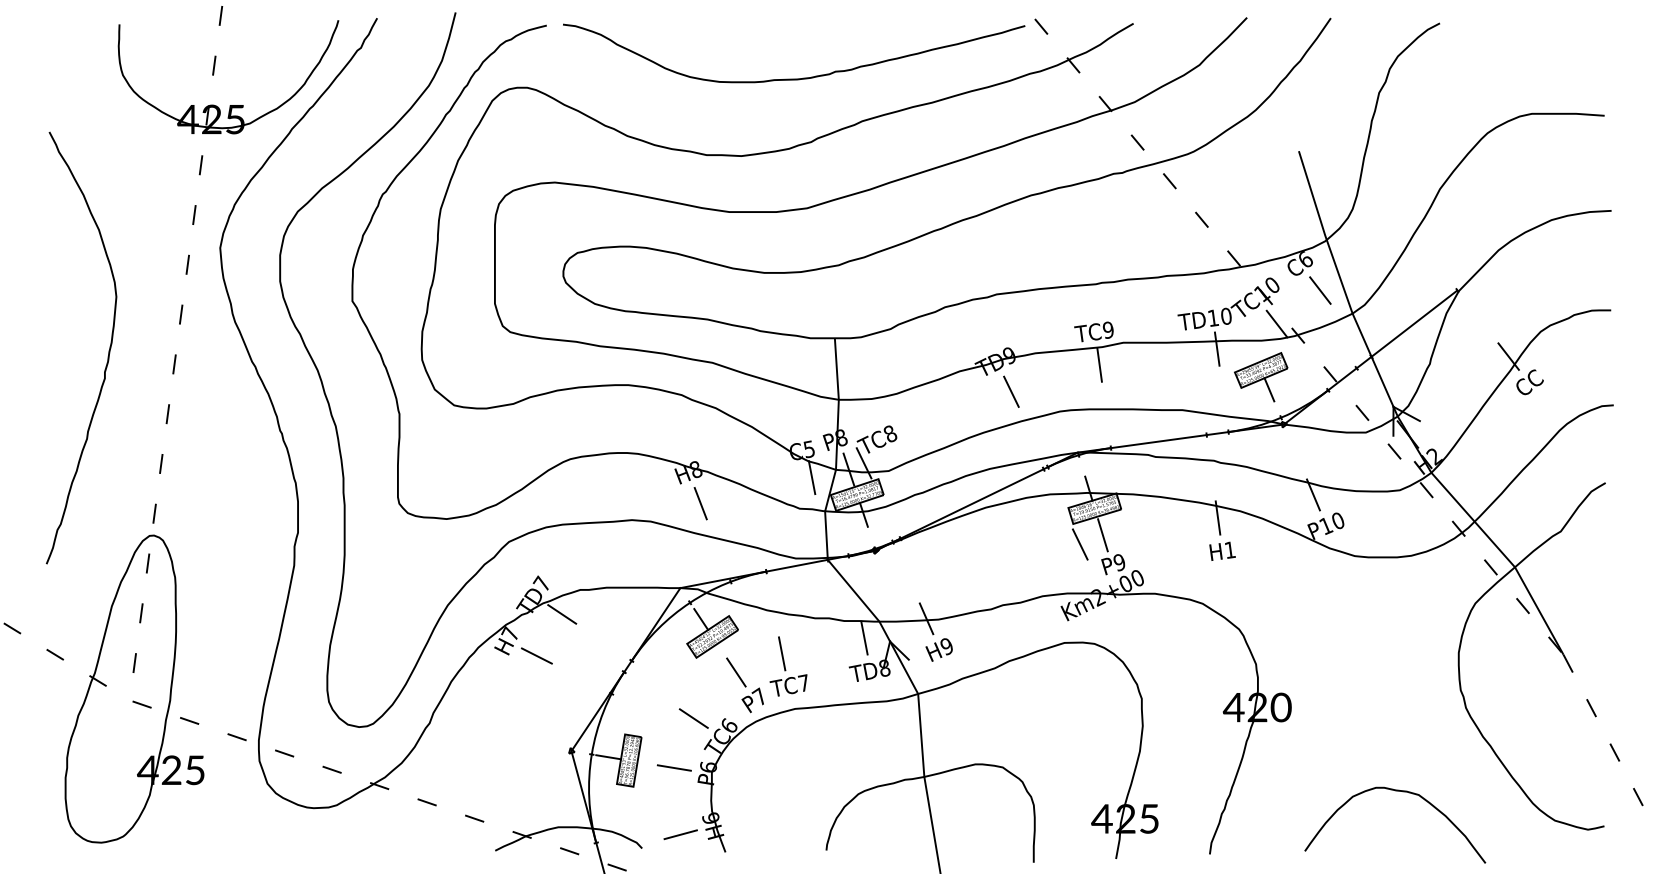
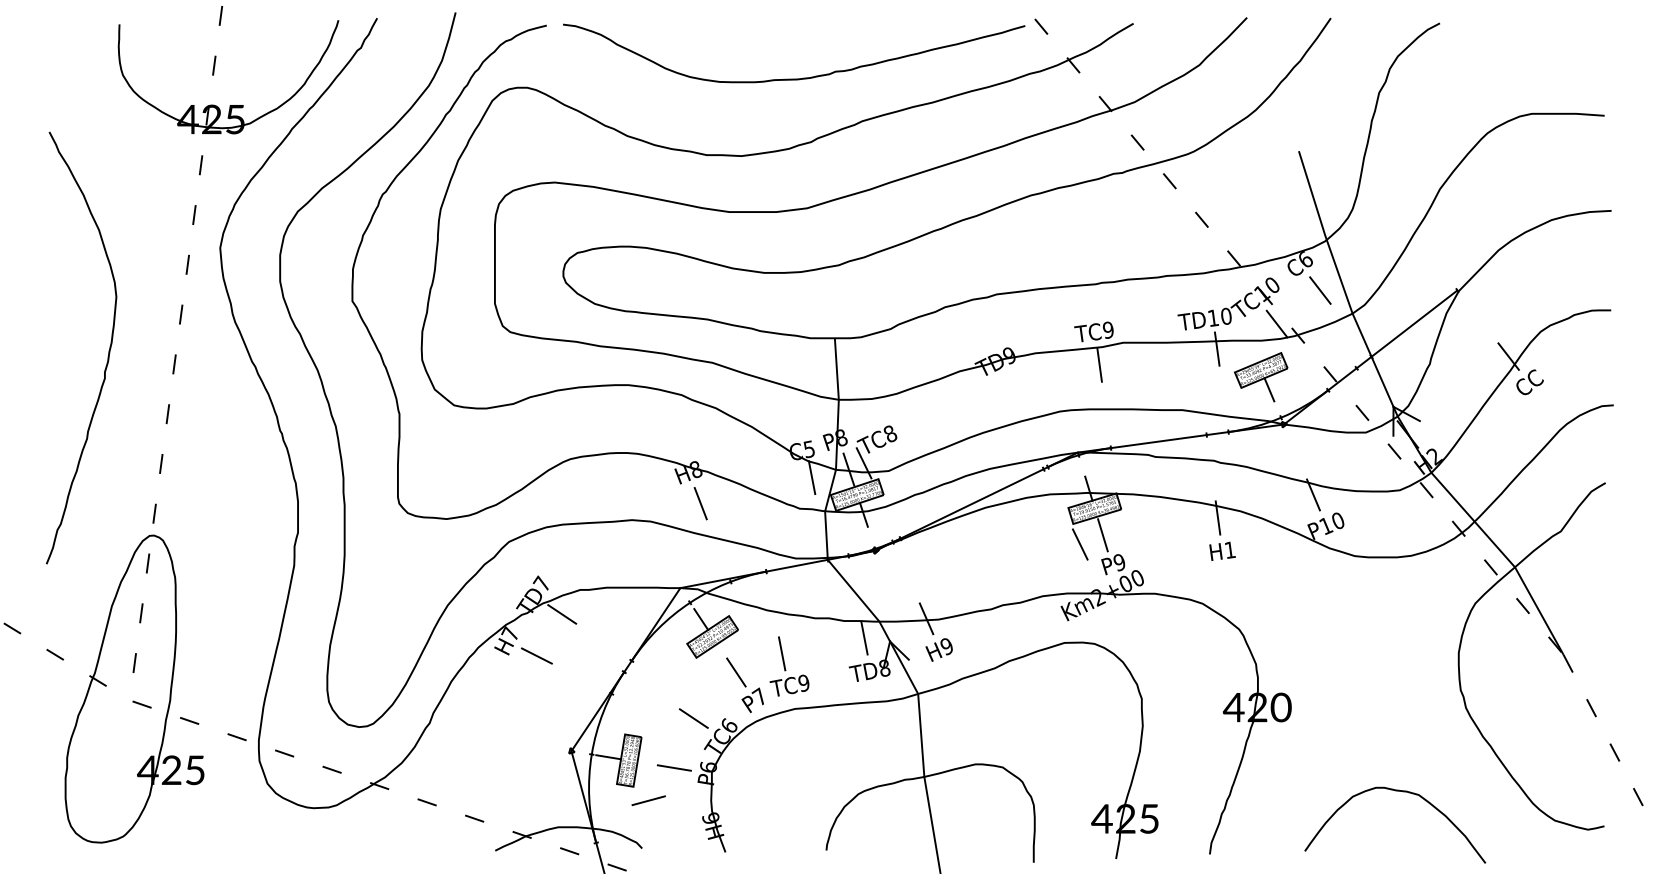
line: present -> none (1011, 391)
text: TC7 -> TC9 (803, 682)
line position: (680, 834) -> (648, 800) (648, 800)
